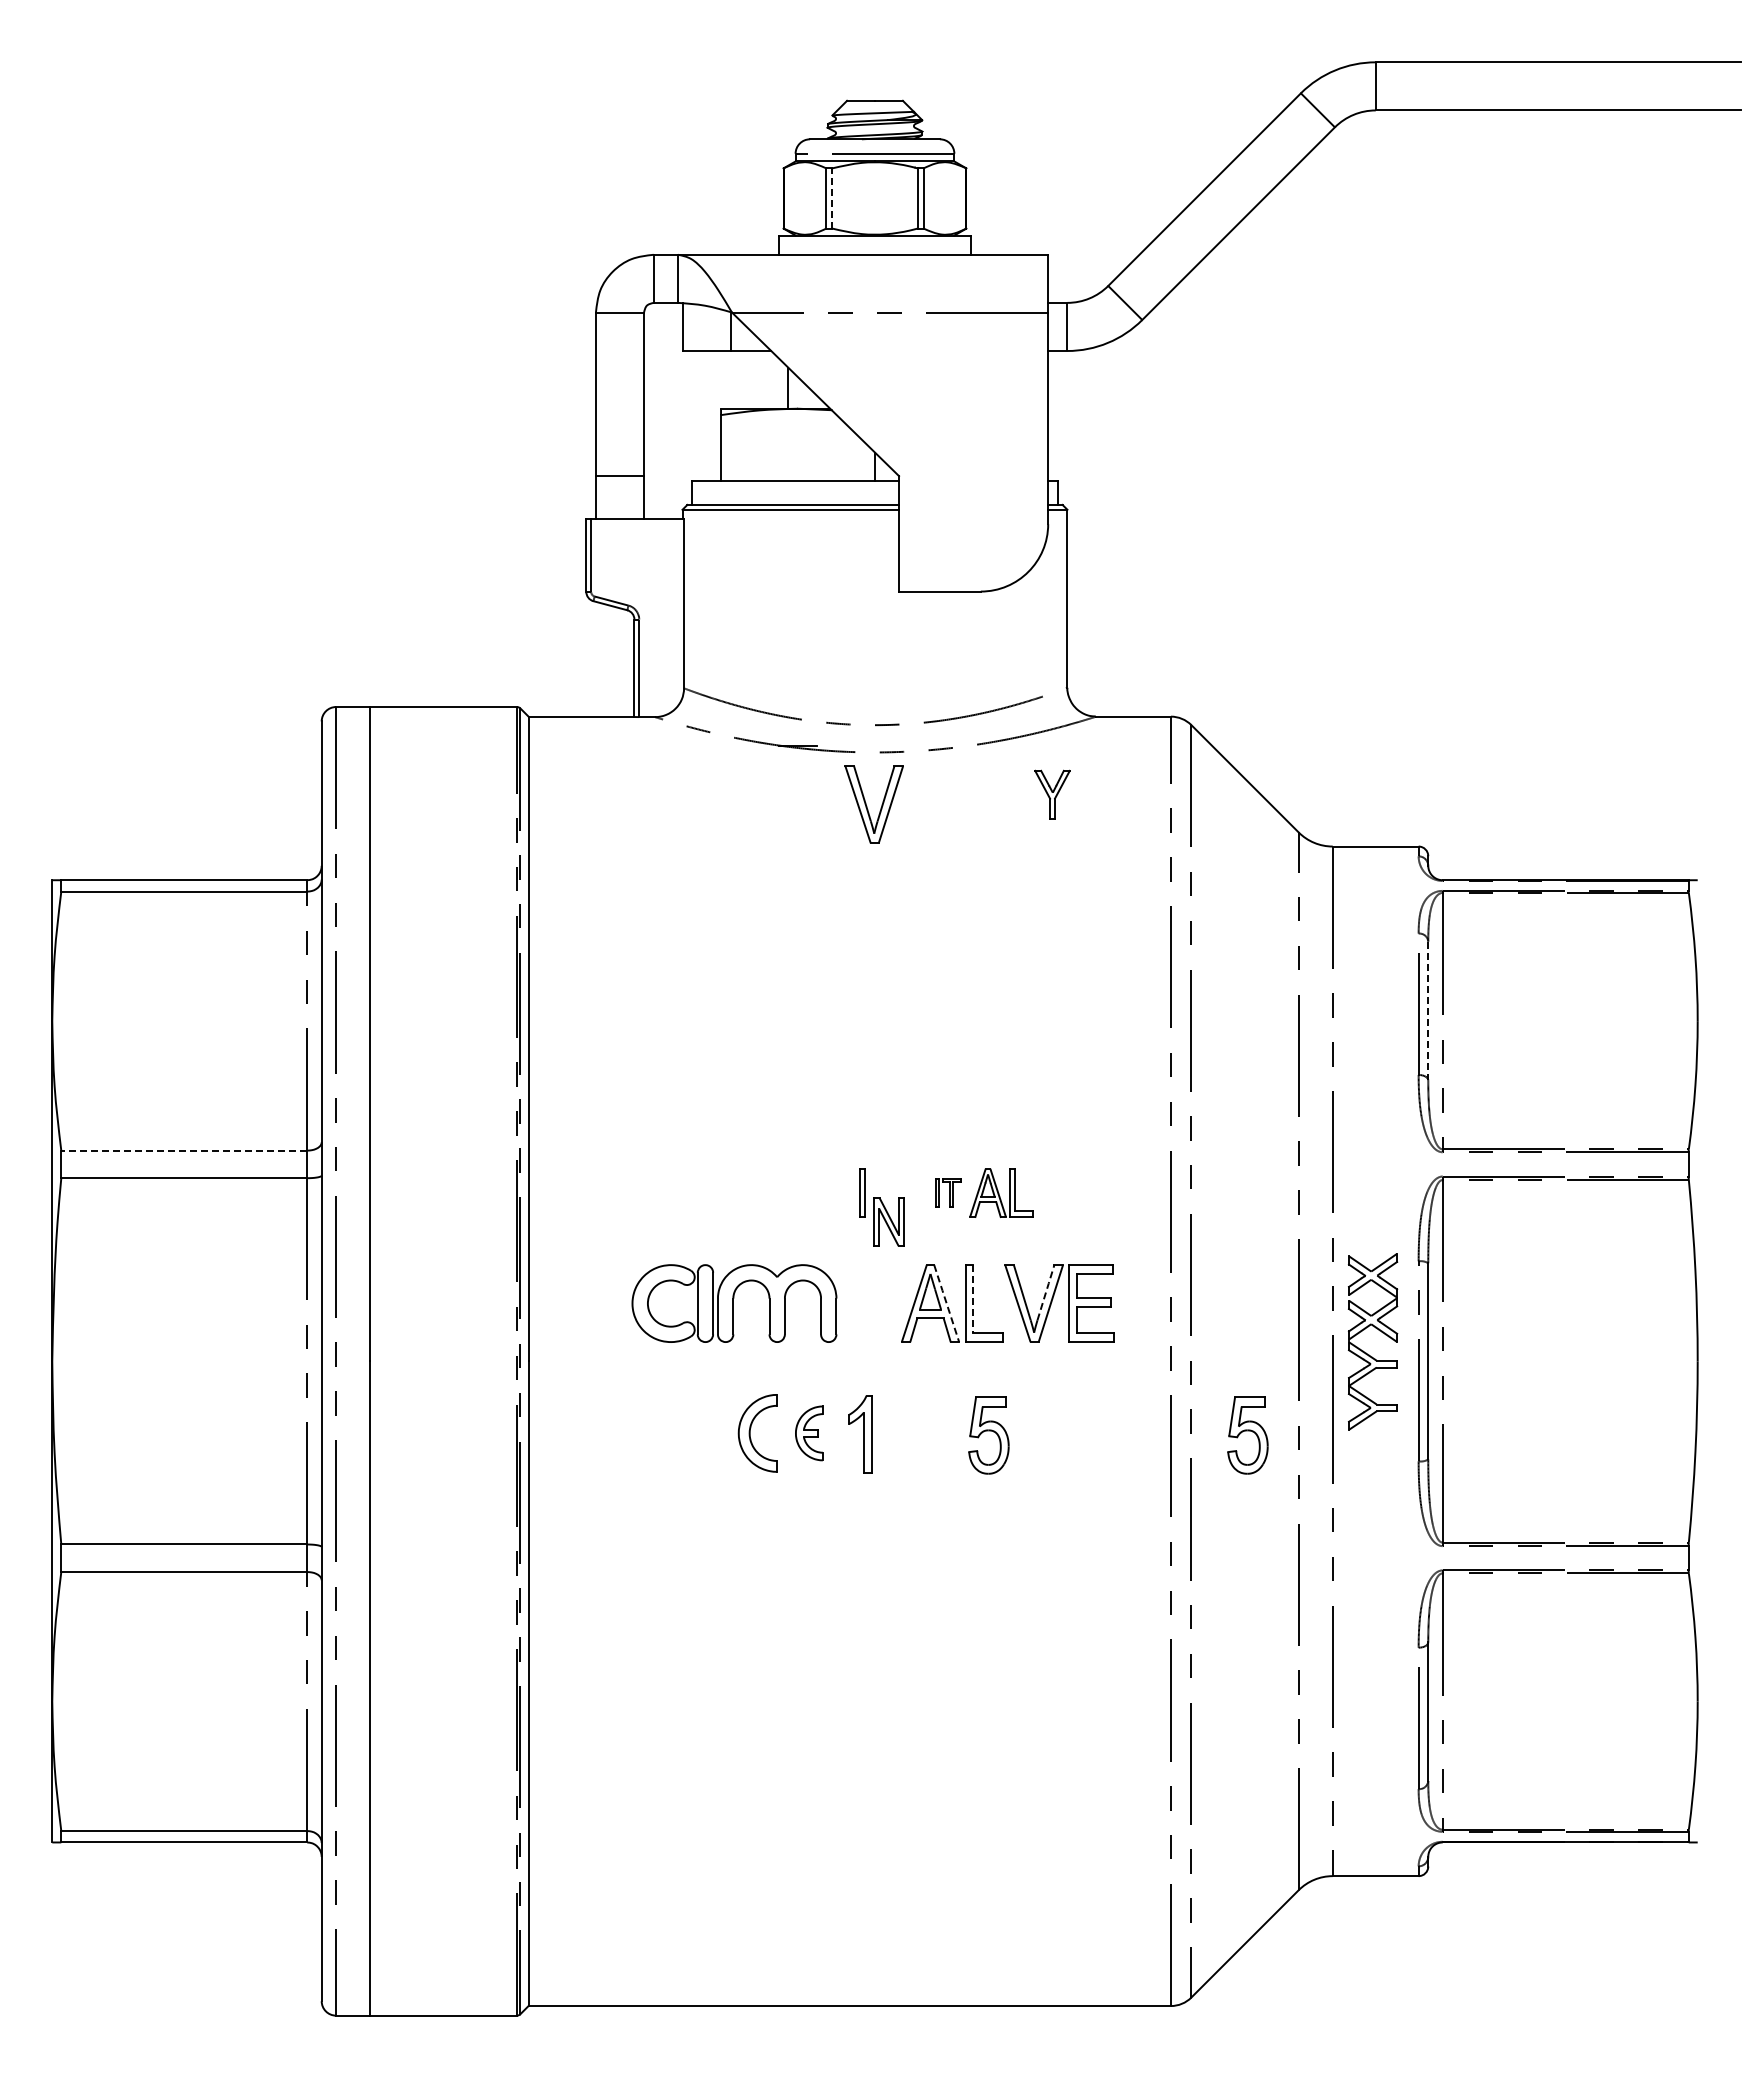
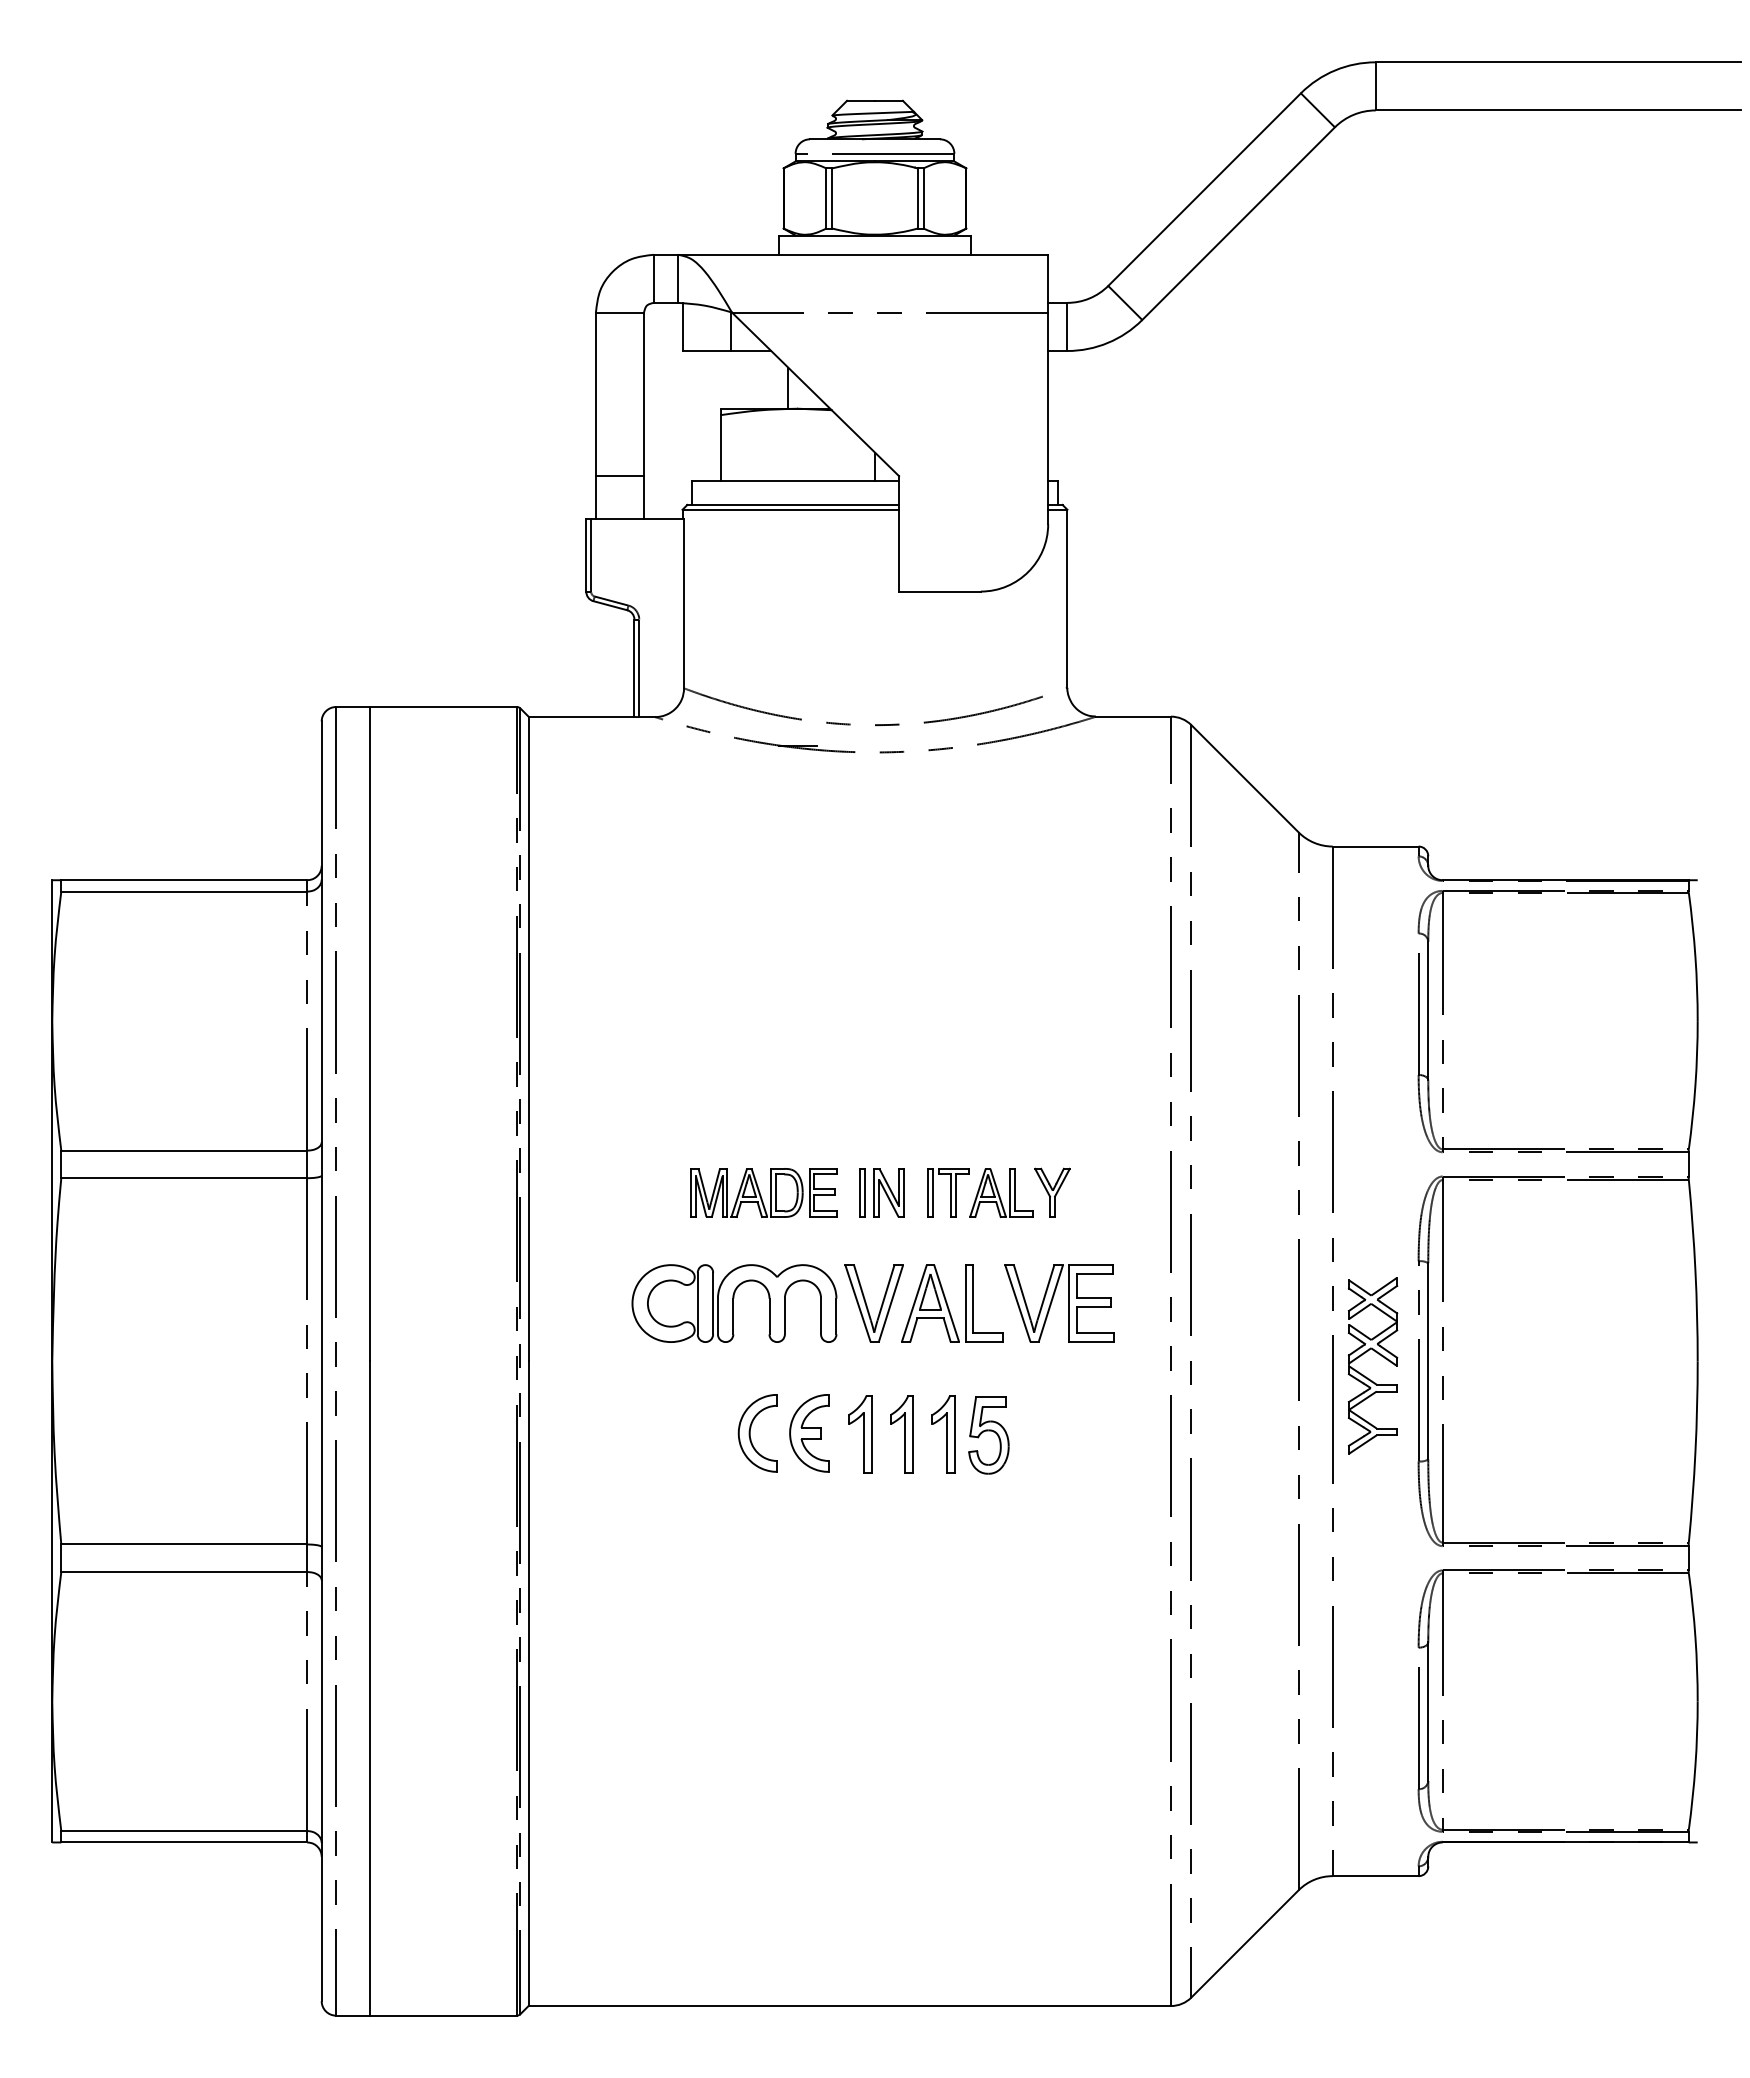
line: dashed -> solid (832, 198)
part position: (1052, 794) -> (1052, 1192) (1052, 1192)
part position: (867, 806) -> (867, 1305) (867, 1305)
line: dashed -> solid (1428, 1011)
line: dashed -> solid (184, 1150)
part: none -> present (763, 1192)
part size: 27x30 px -> 43x50 px (948, 1192)
part position: (888, 1221) -> (888, 1192) (888, 1192)
line: dashed -> solid (1045, 1292)
line: dashed -> solid (973, 1299)
line: dashed -> solid (946, 1303)
part position: (1379, 1331) -> (1379, 1355) (1379, 1355)
part size: 29x57 px -> 41x79 px (809, 1433)
part: none -> present (901, 1434)
part: none -> present (943, 1434)
part: present -> none (1247, 1435)
